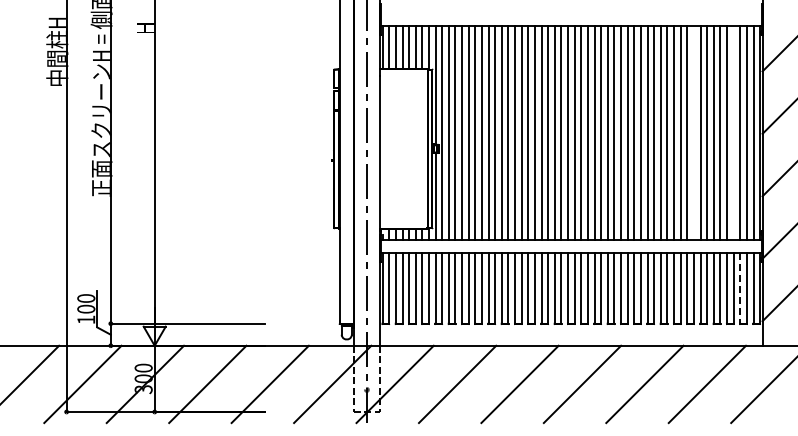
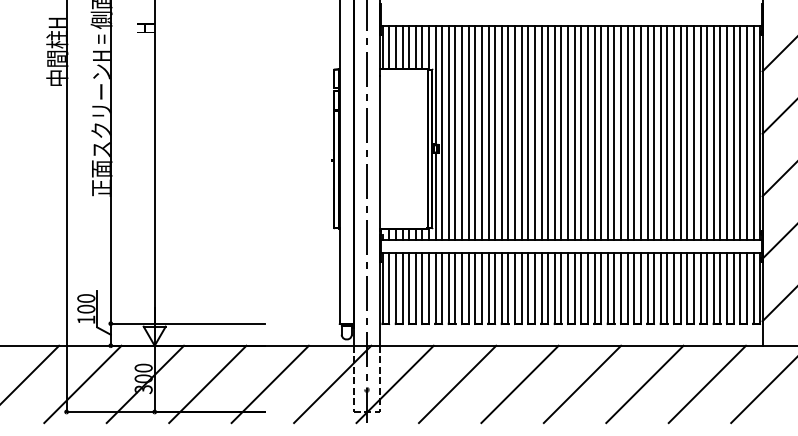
line: none -> present (693, 132)
line: none -> present (733, 132)
line: dashed -> solid (740, 288)
